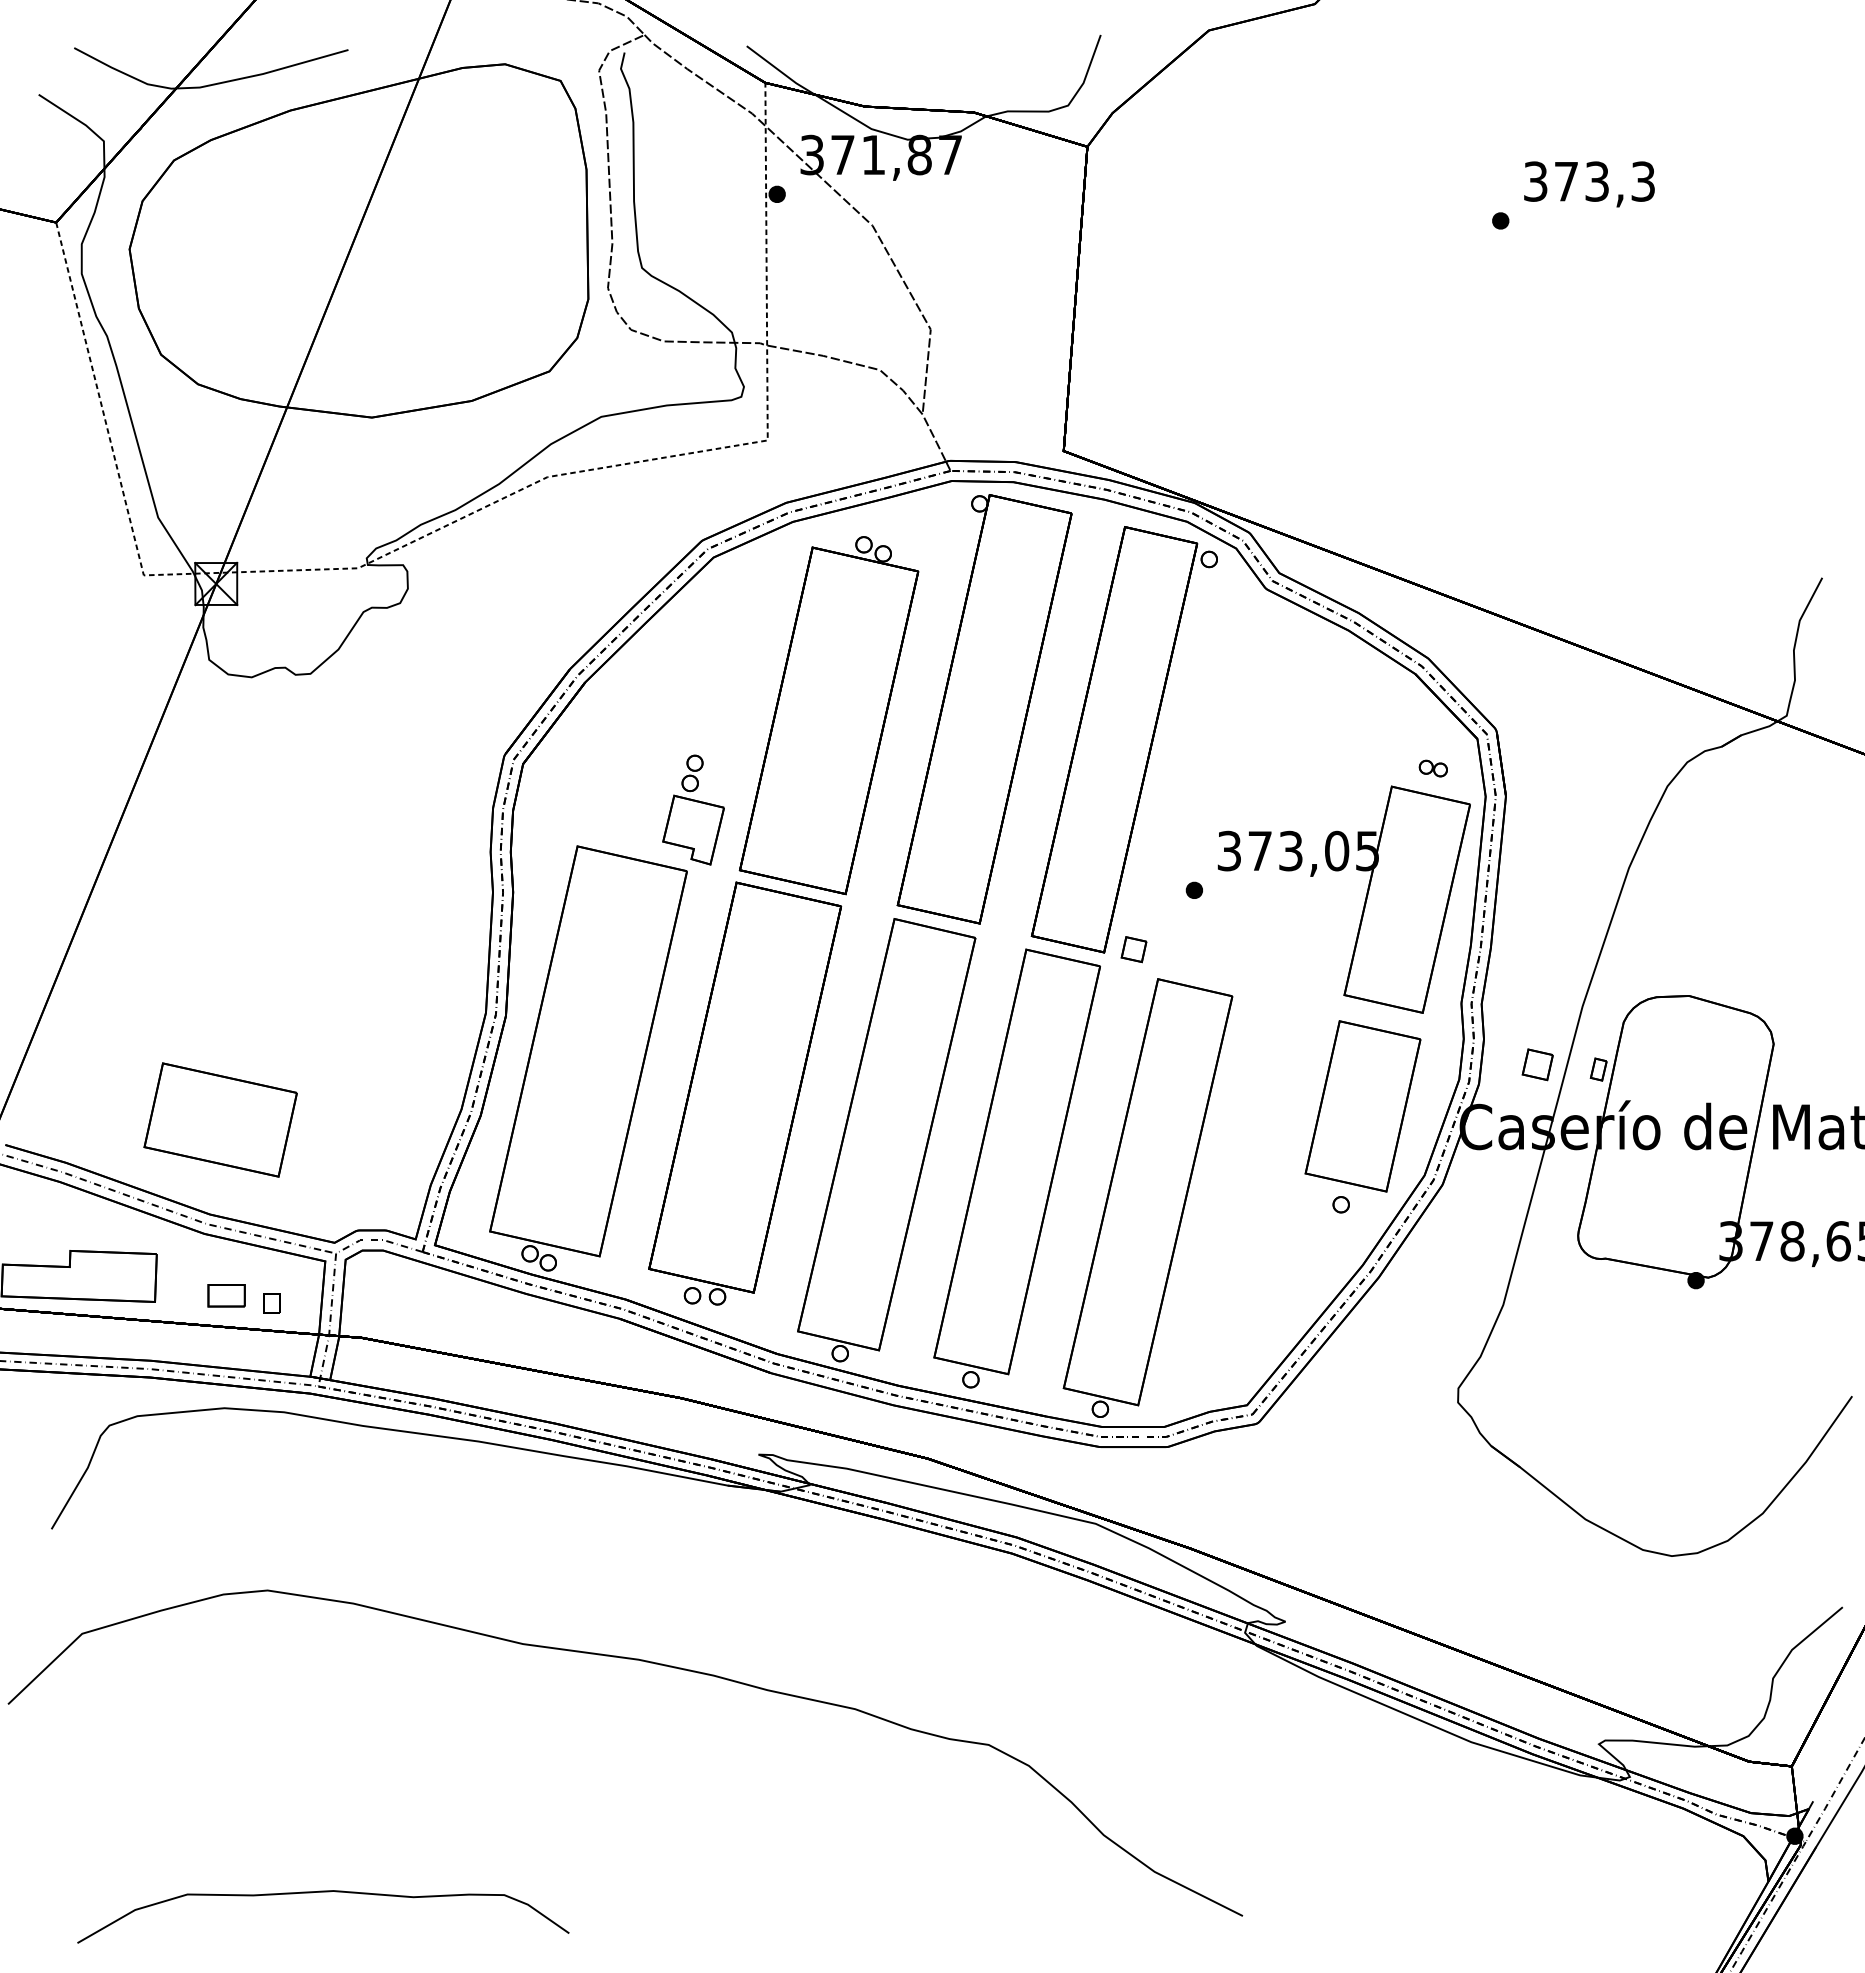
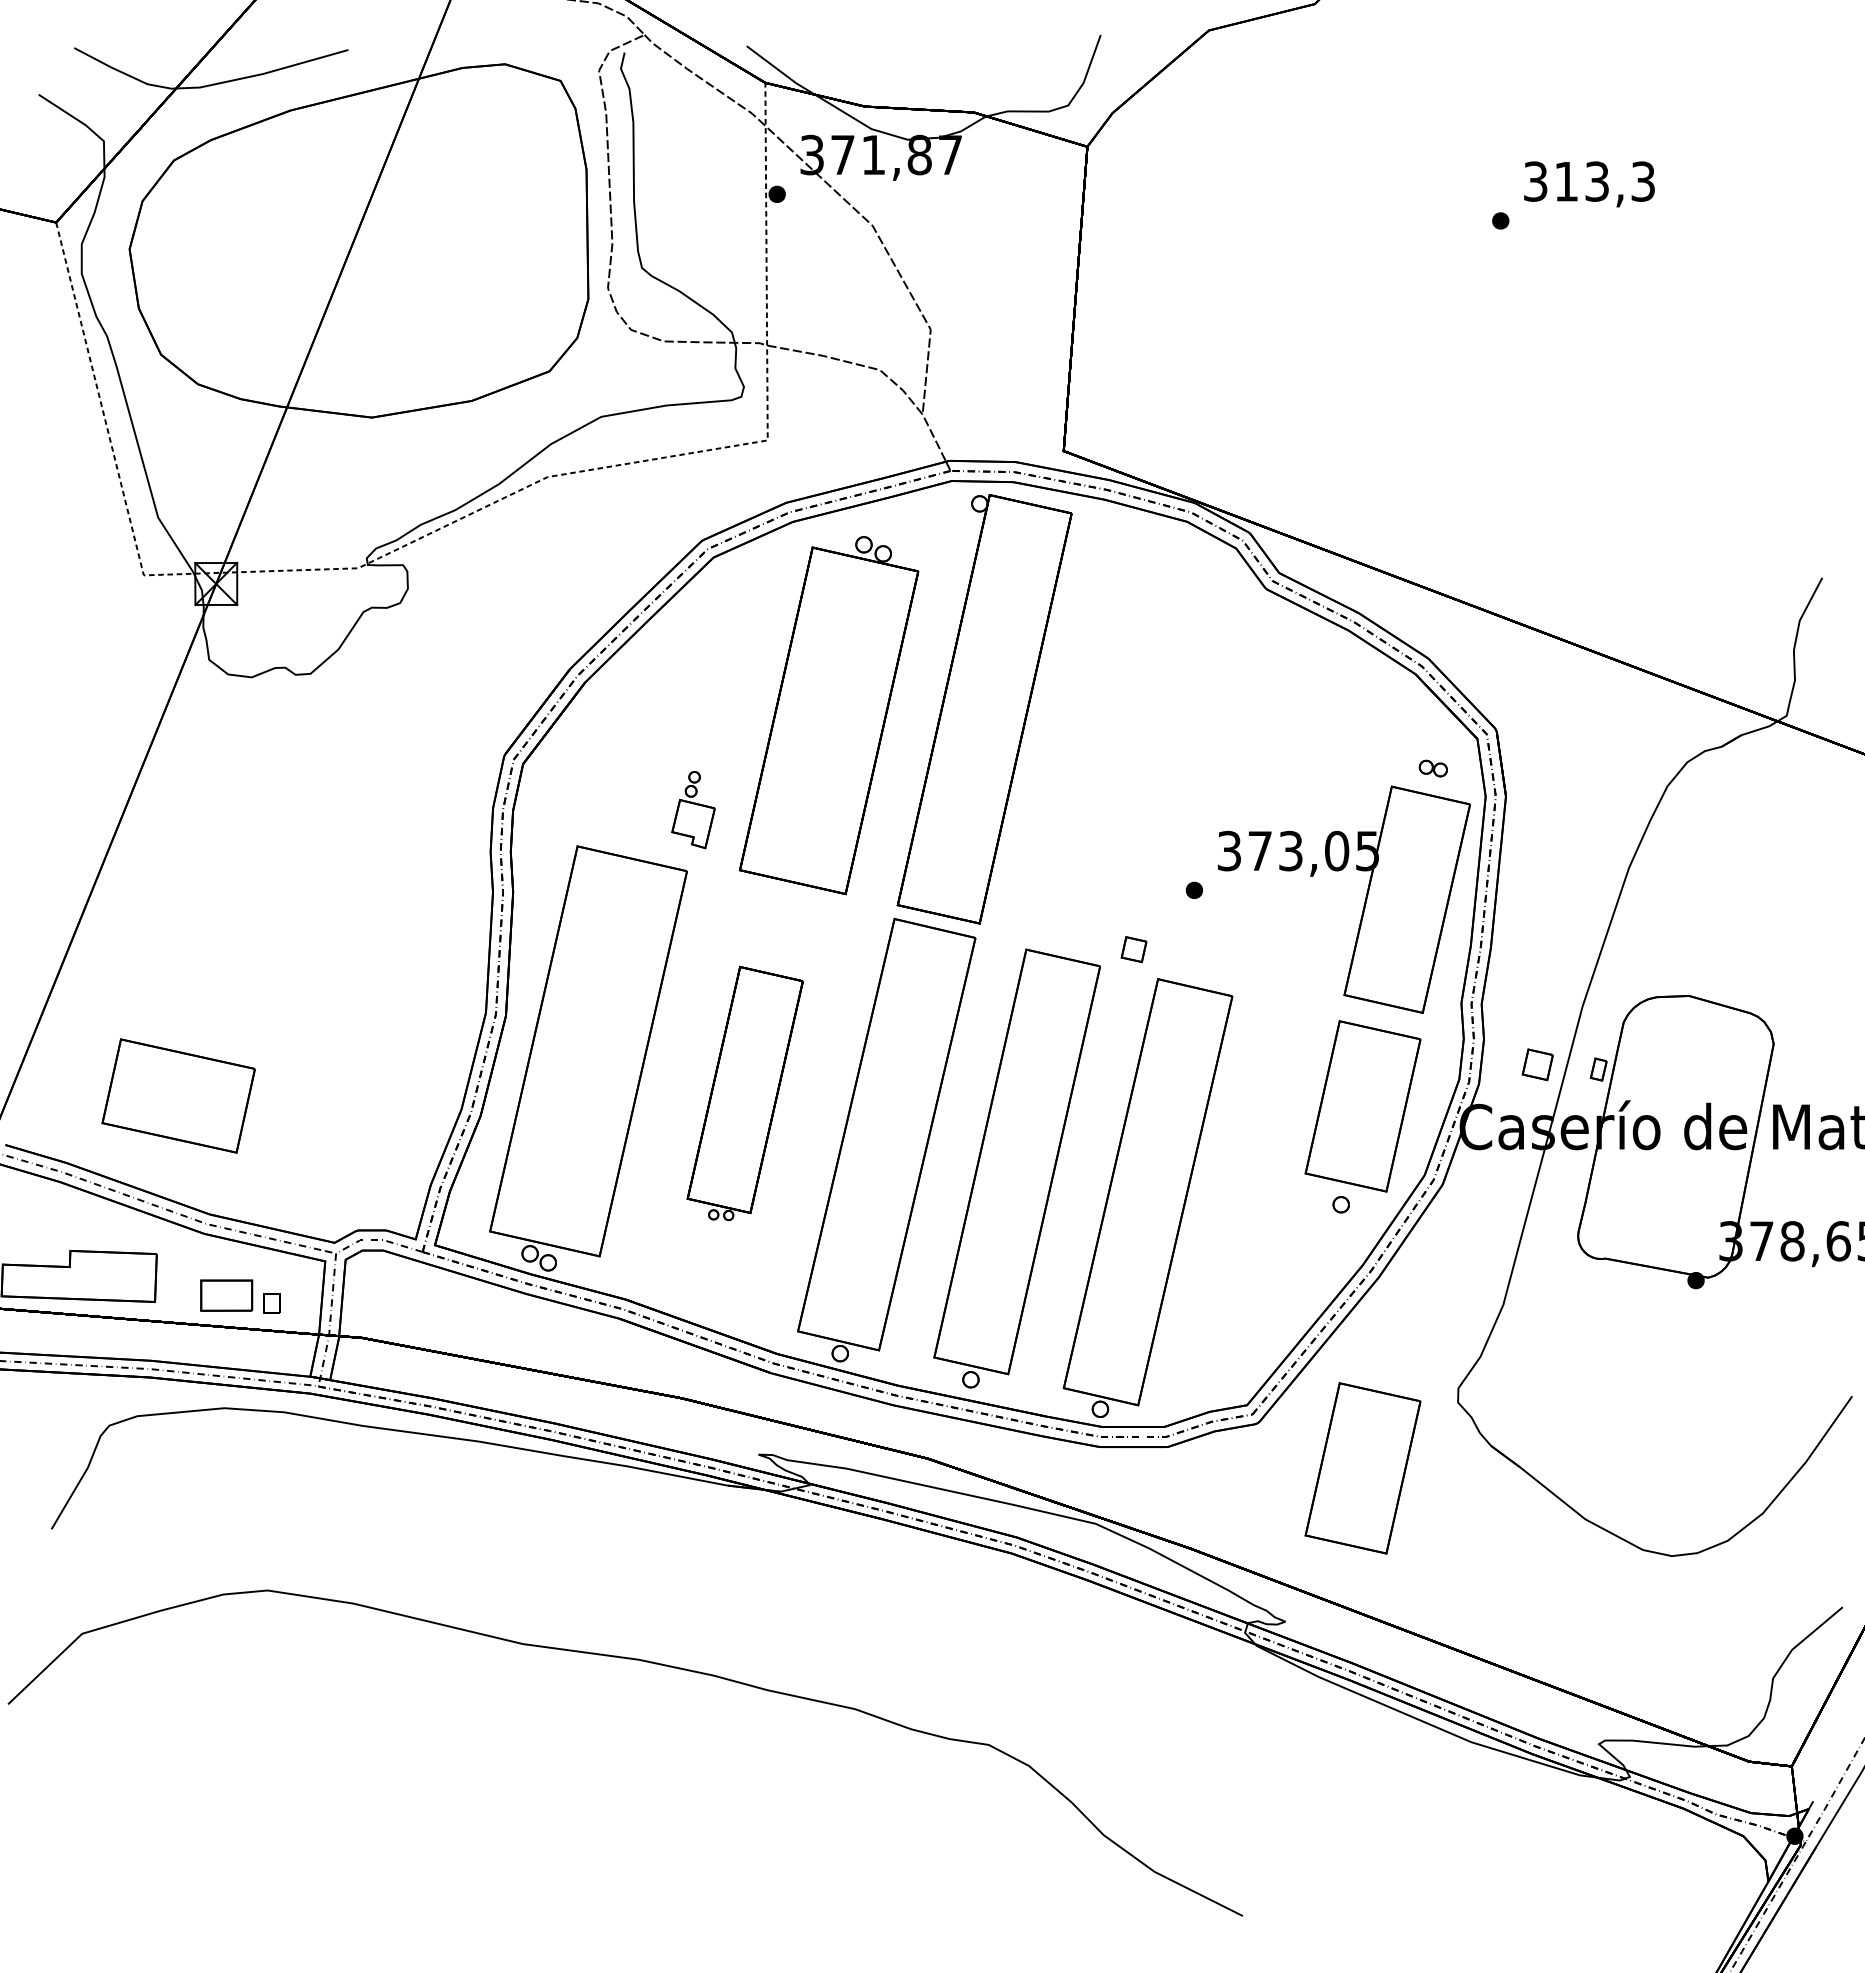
text: 373,3 -> 313,3 (1566, 181)
part: present -> none (1123, 739)
part size: 63x112 px -> 45x79 px (693, 810)
part size: 195x425 px -> 118x257 px (744, 1093)
part position: (220, 1119) -> (178, 1095) (178, 1095)
part size: 39x24 px -> 54x33 px (226, 1295)
part: none -> present (1362, 1468)
curve: present -> none (323, 1892)
